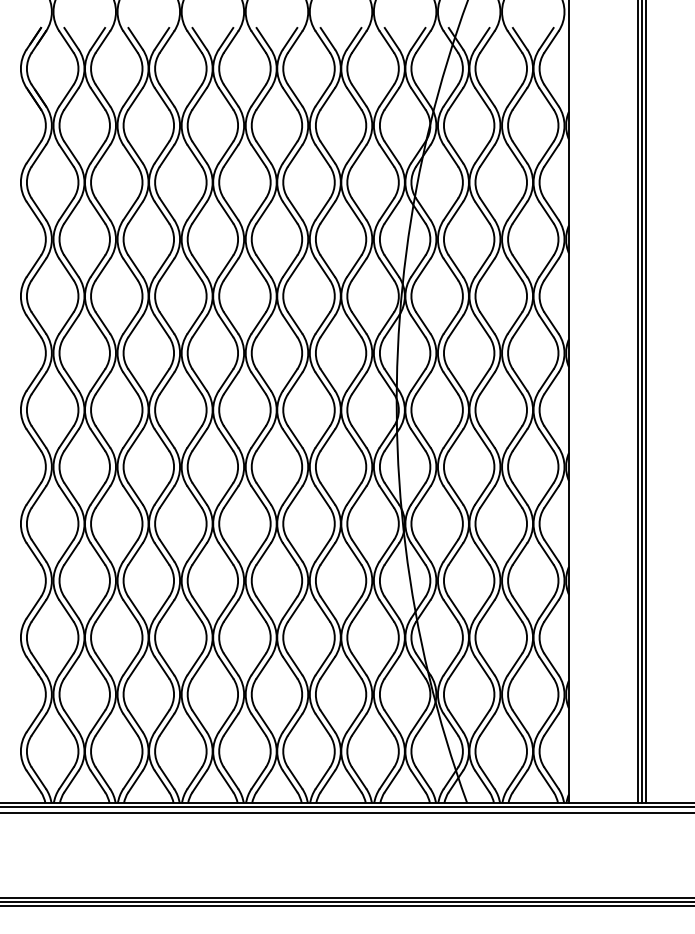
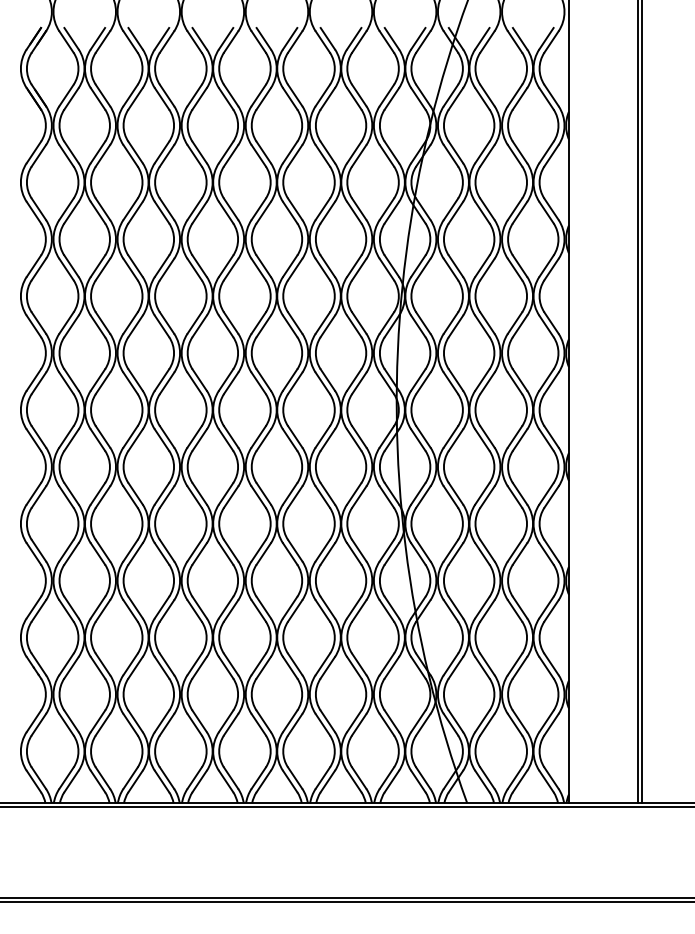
line: present -> none (646, 402)
line: present -> none (346, 813)
line: present -> none (346, 905)
